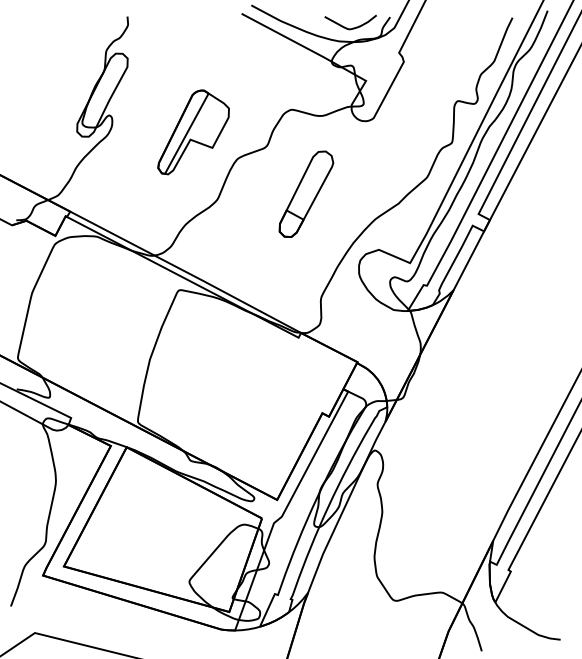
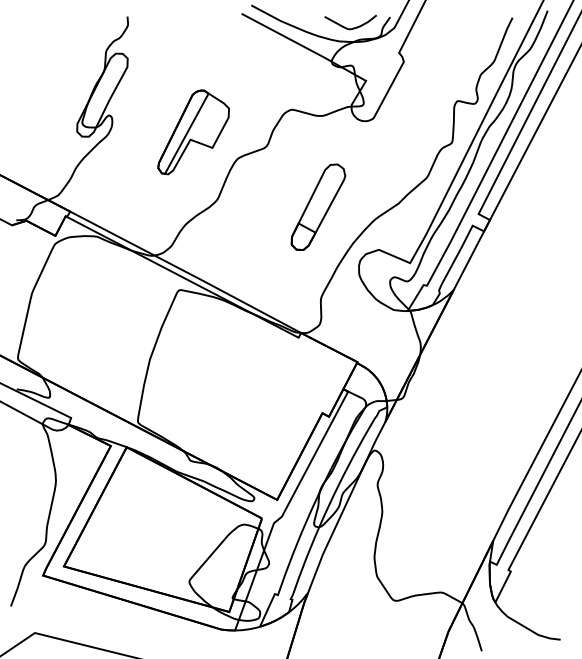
part position: (306, 193) -> (318, 206) (318, 206)
